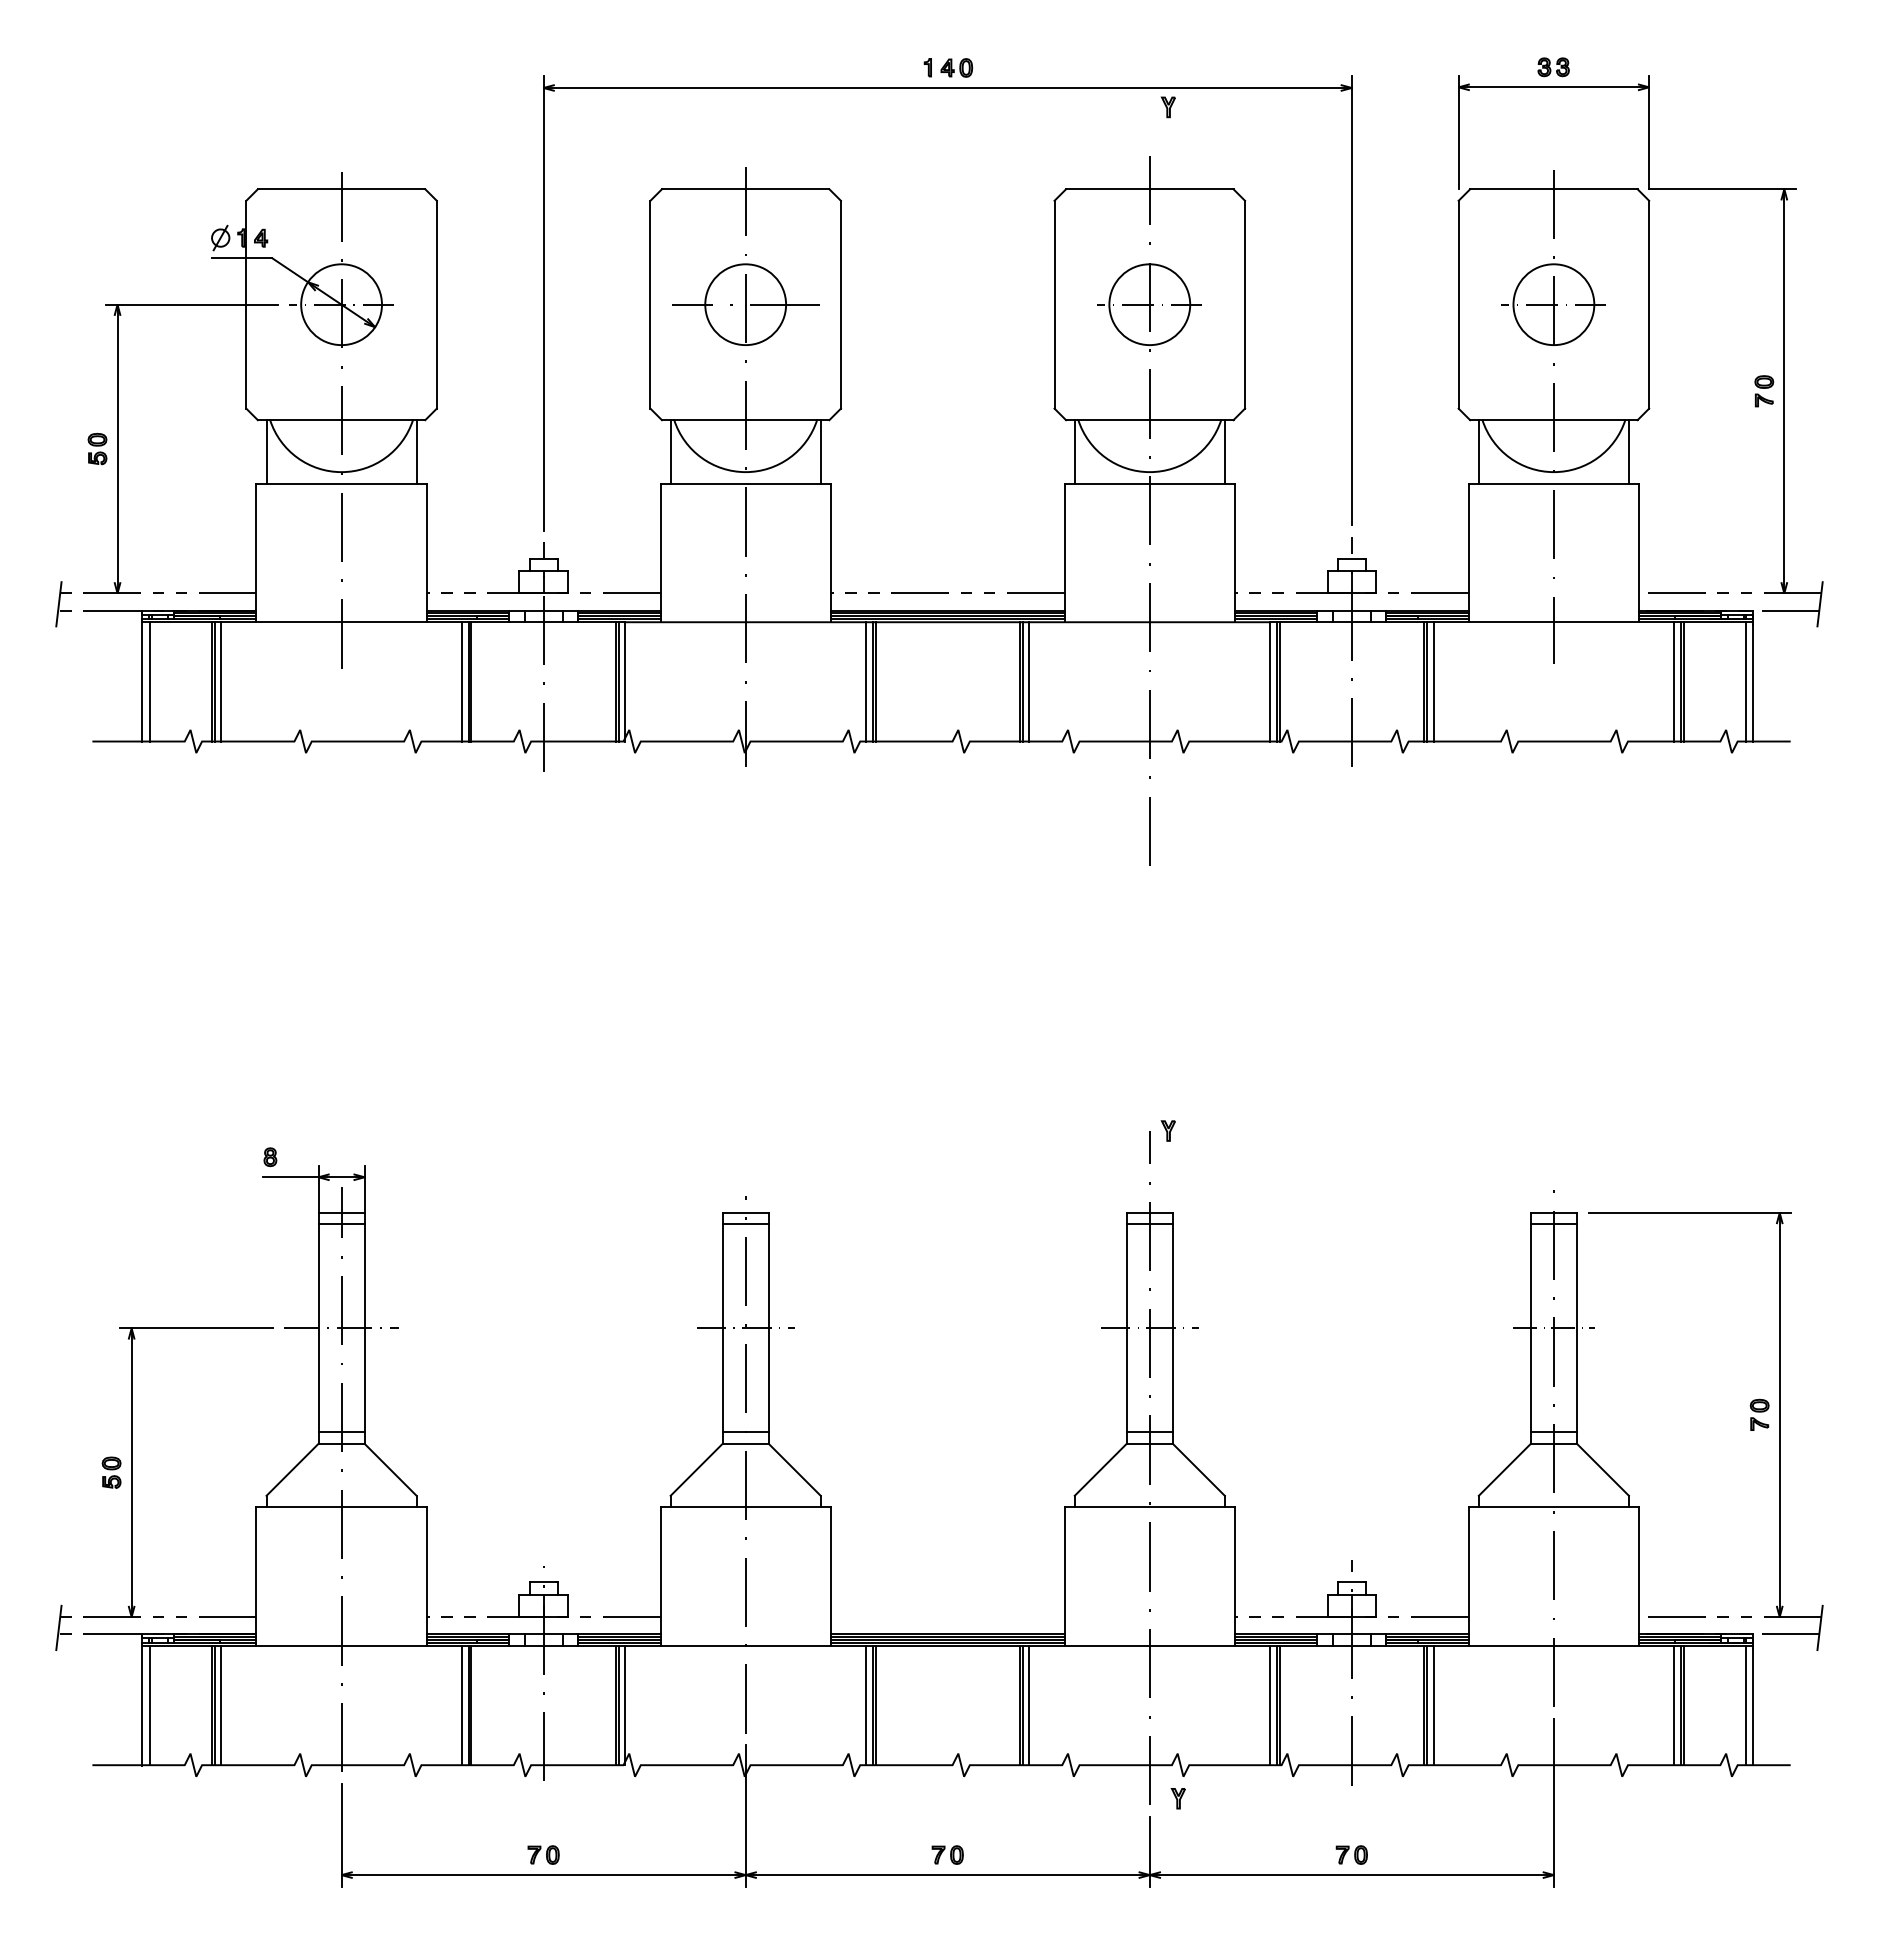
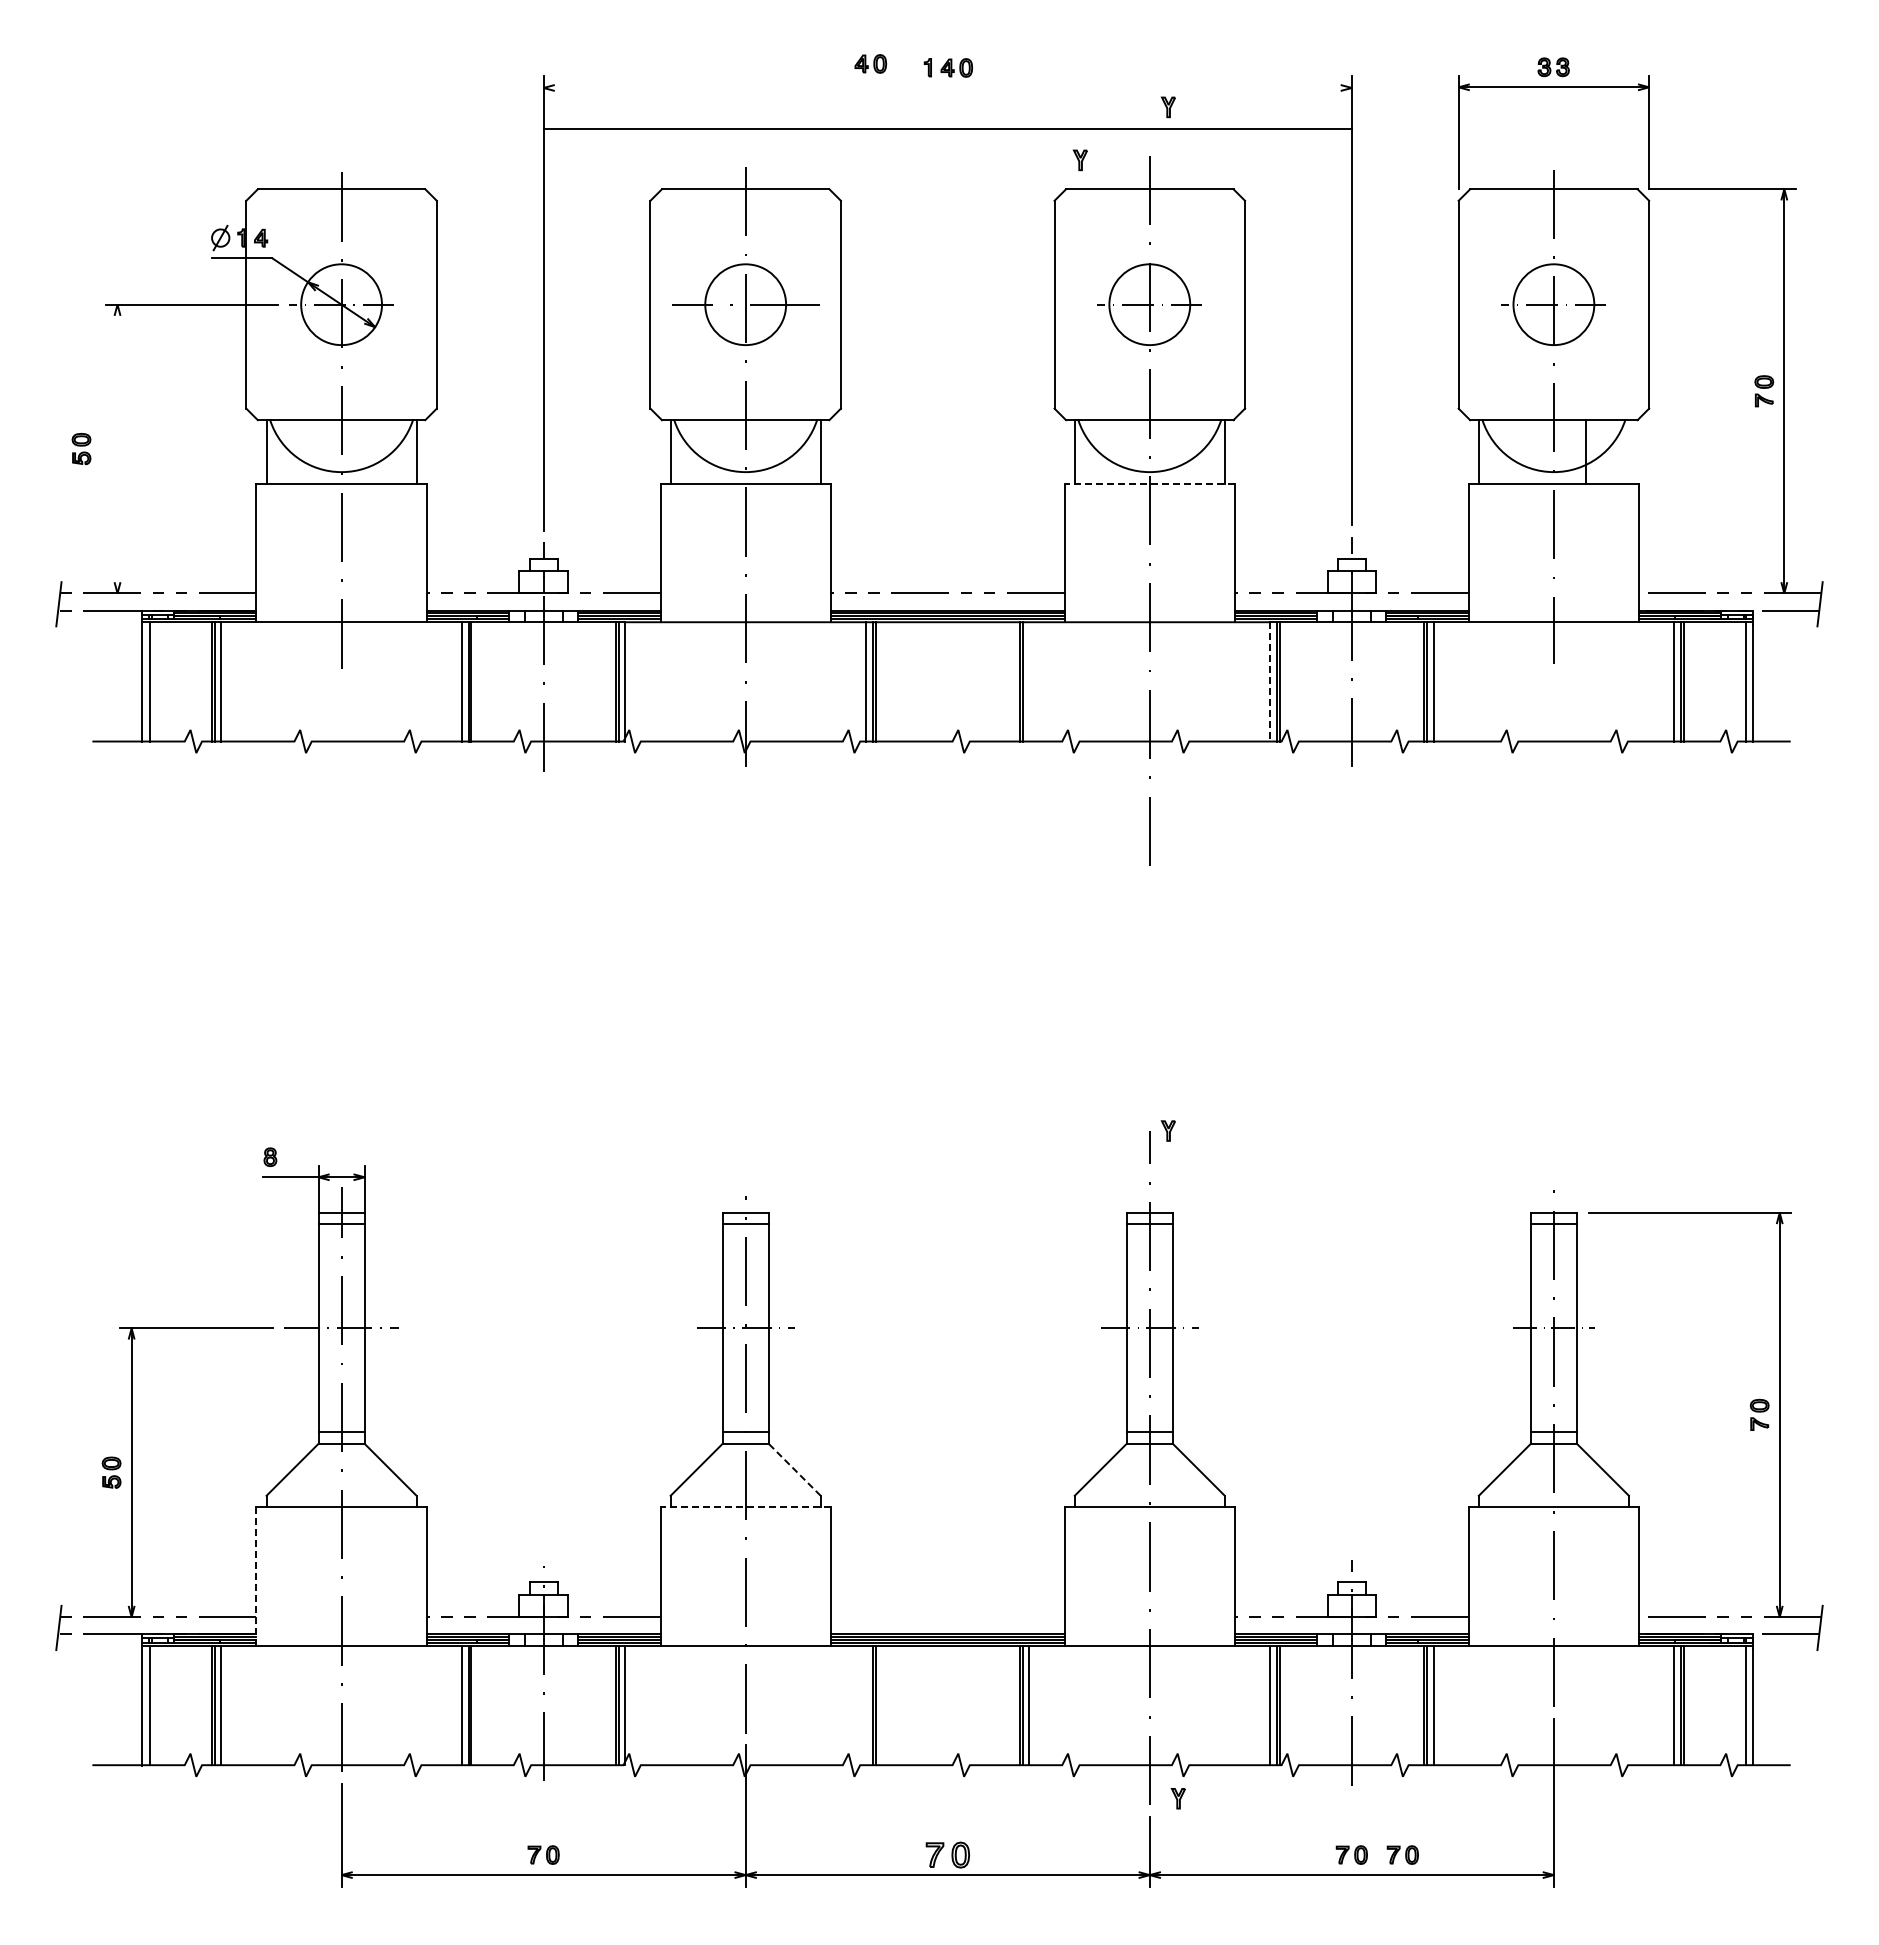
part: none -> present (870, 63)
line position: (947, 87) -> (947, 128) (947, 128)
part: none -> present (1079, 160)
part position: (97, 448) -> (81, 448) (81, 448)
line: present -> none (117, 448)
line position: (1628, 451) -> (1585, 451) (1585, 451)
line: solid -> dashed (1149, 483)
line: present -> none (1029, 681)
line: solid -> dashed (1270, 681)
line: solid -> dashed (794, 1469)
line: solid -> dashed (745, 1507)
line: solid -> dashed (256, 1576)
line: present -> none (866, 1705)
part size: 33x20 px -> 45x28 px (947, 1854)
part: none -> present (1402, 1854)
